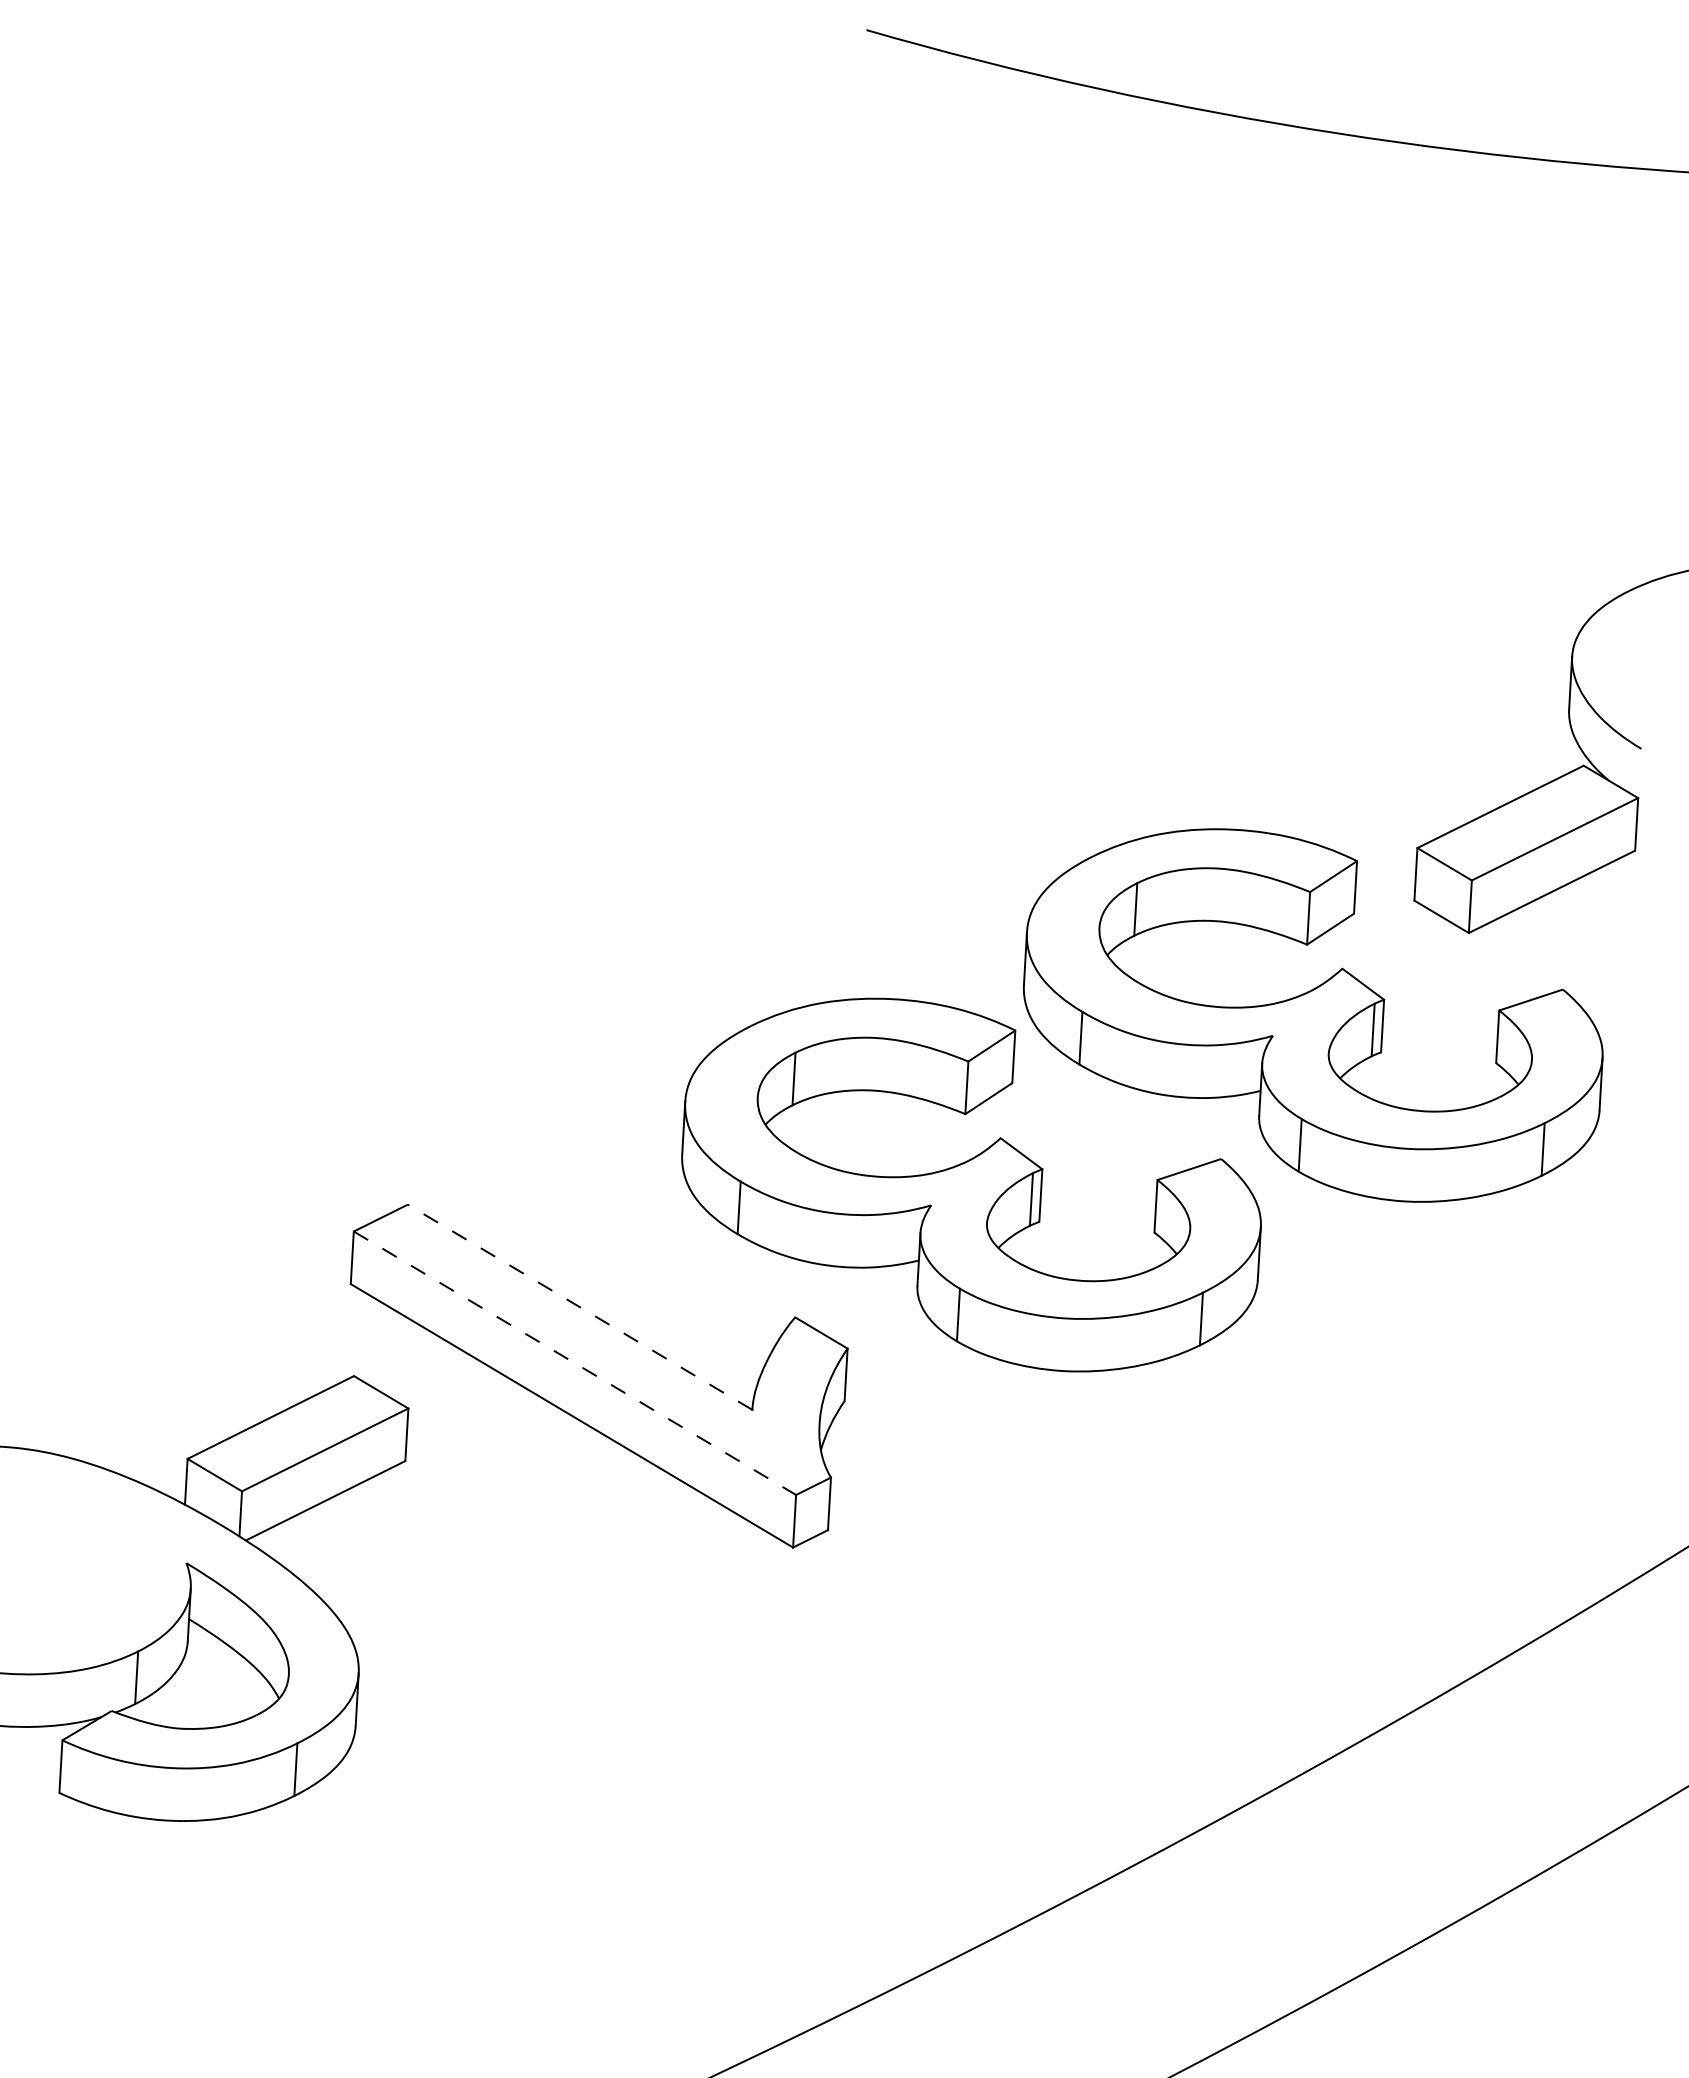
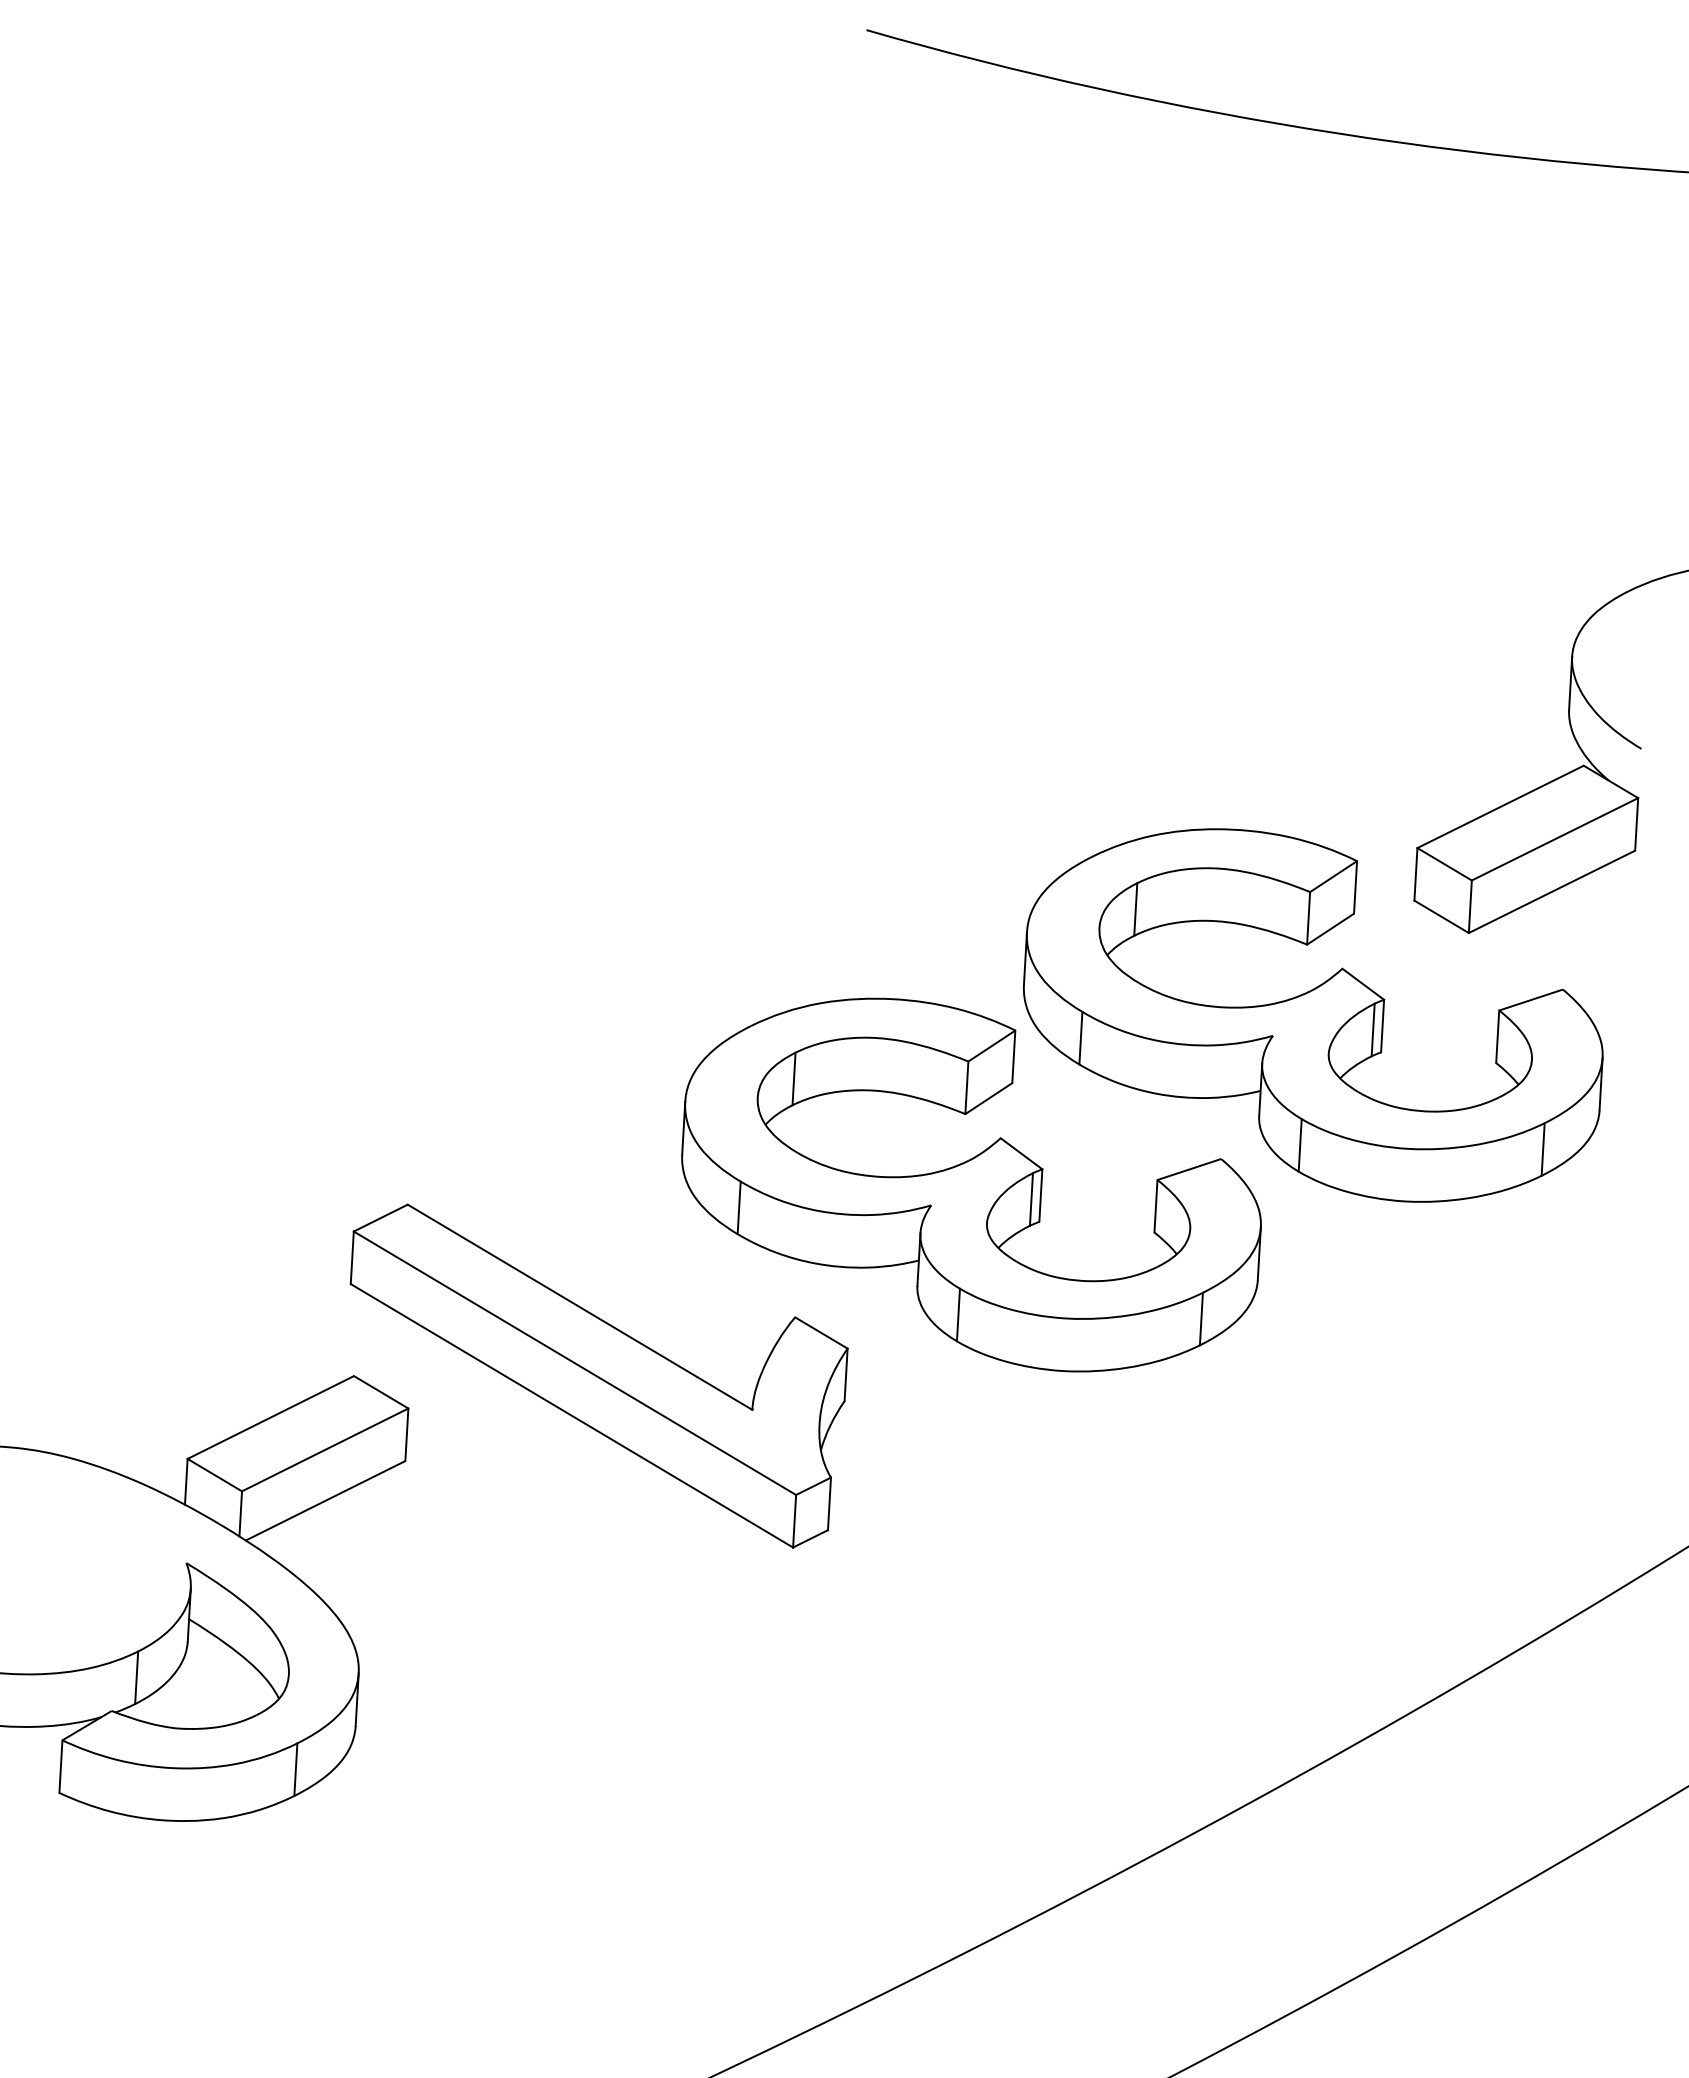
line: dashed -> solid (580, 1307)
line: dashed -> solid (575, 1363)
